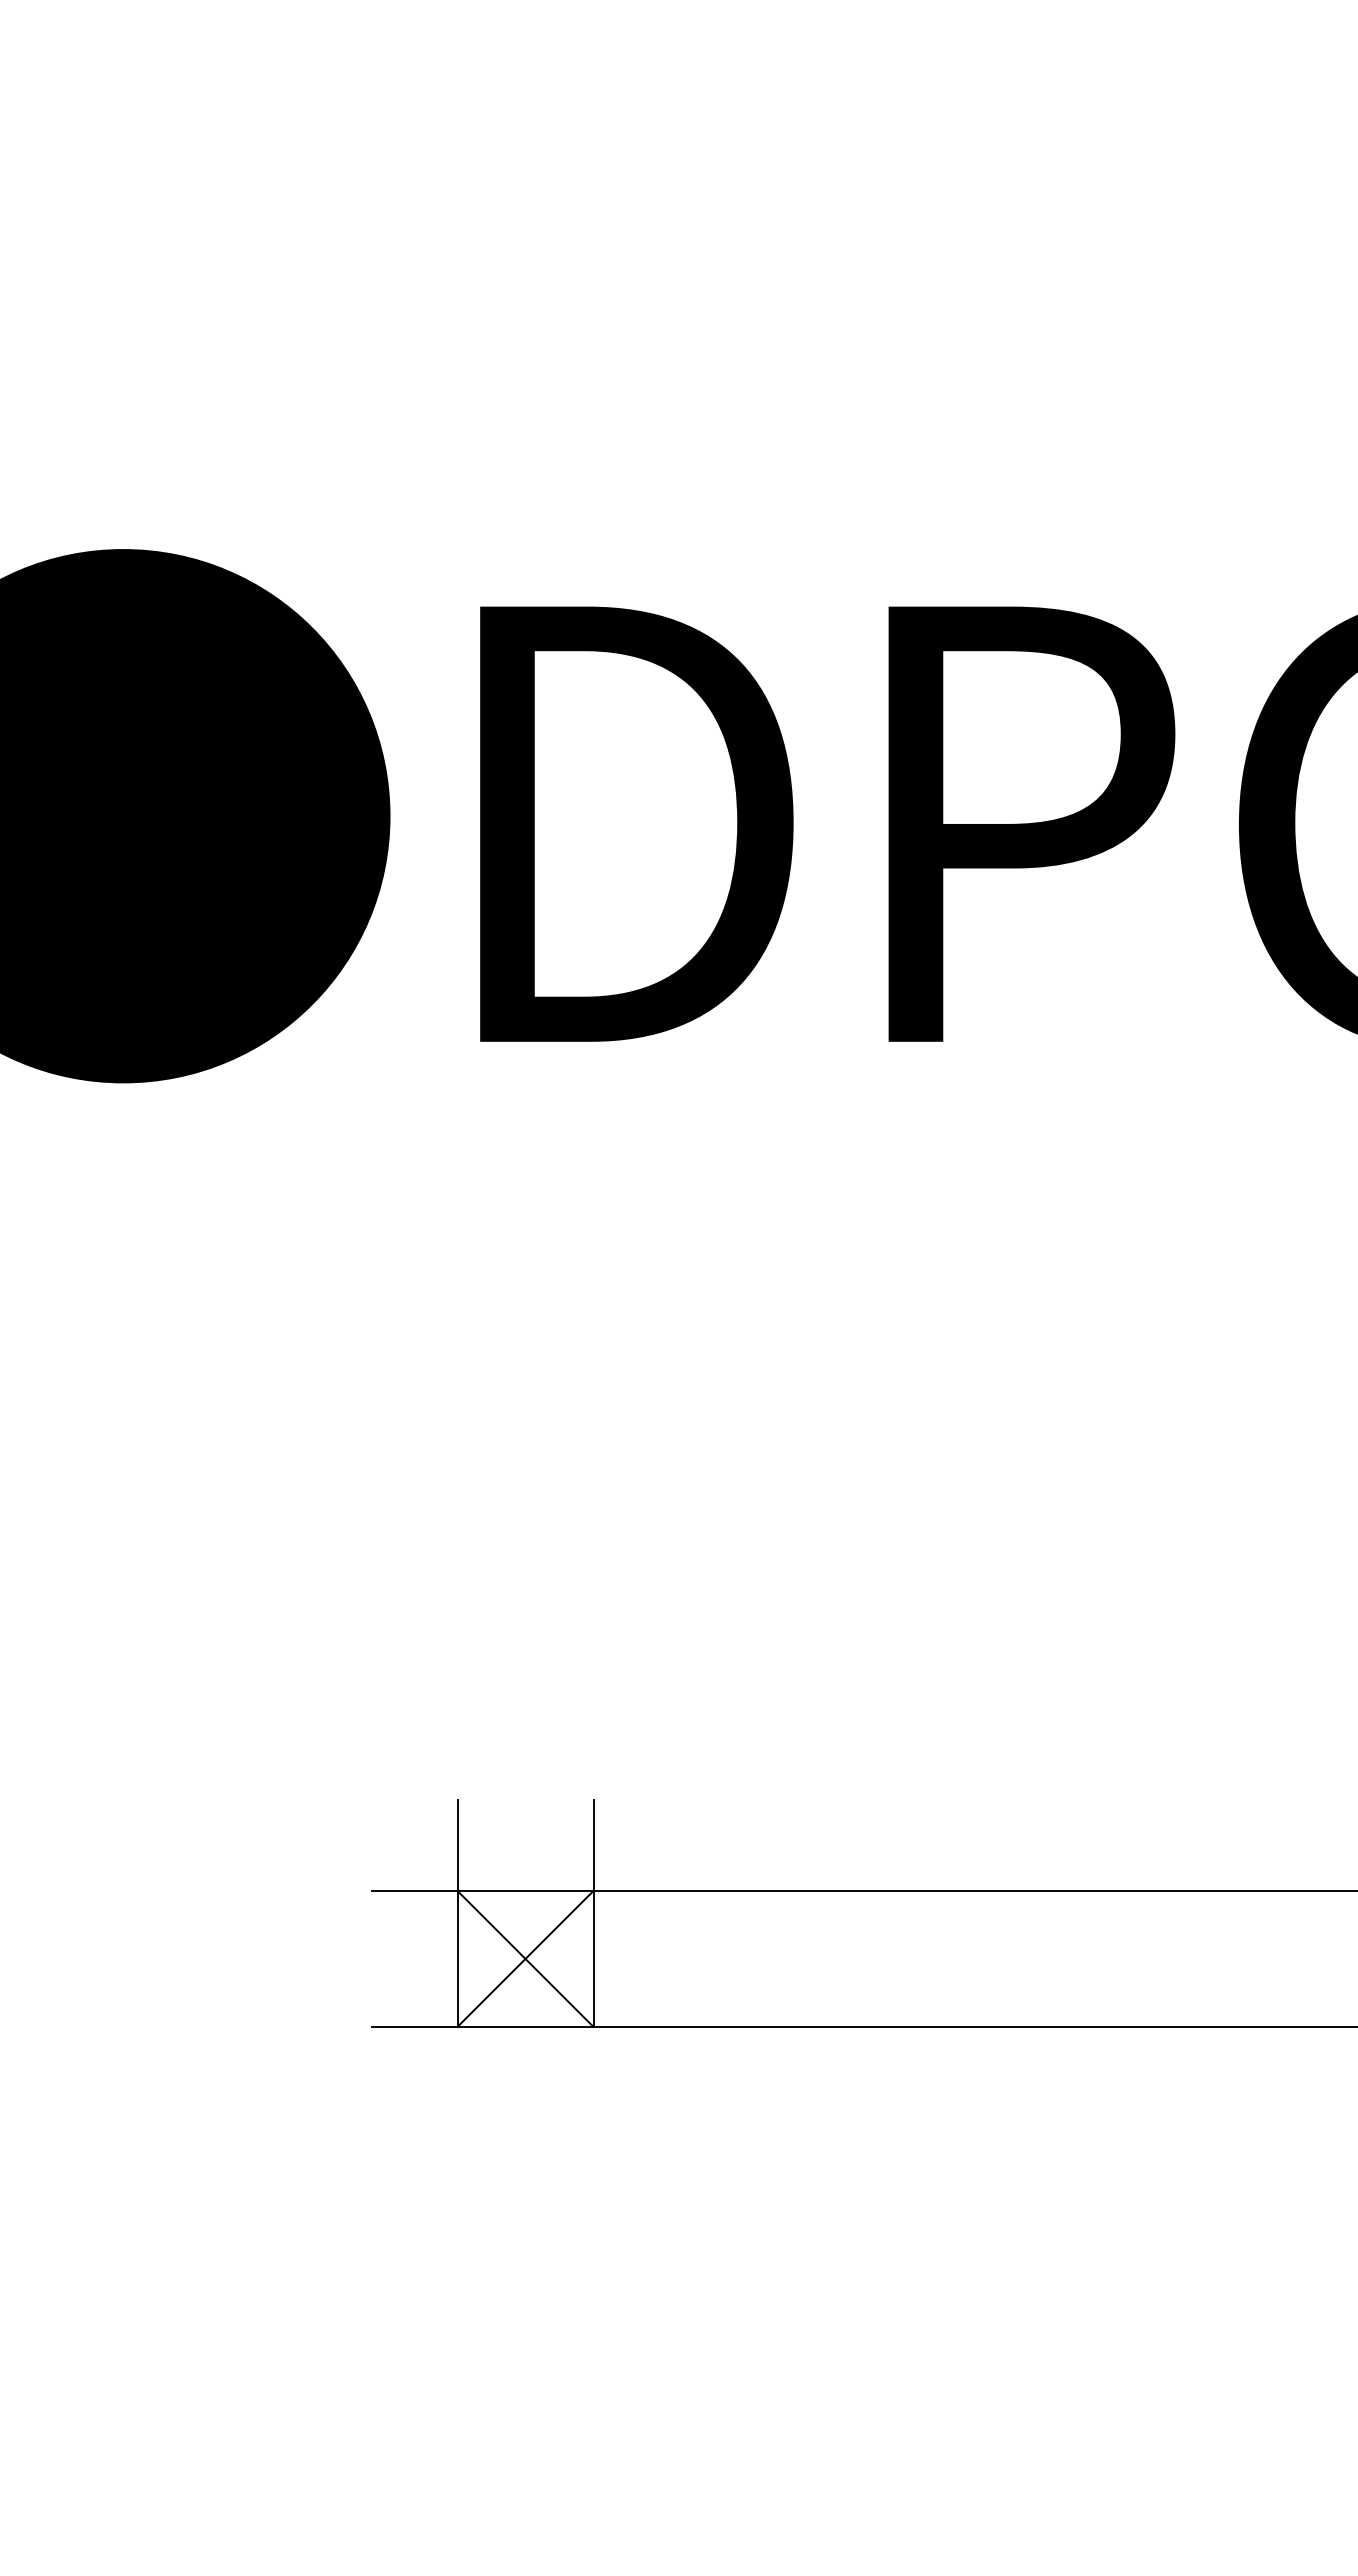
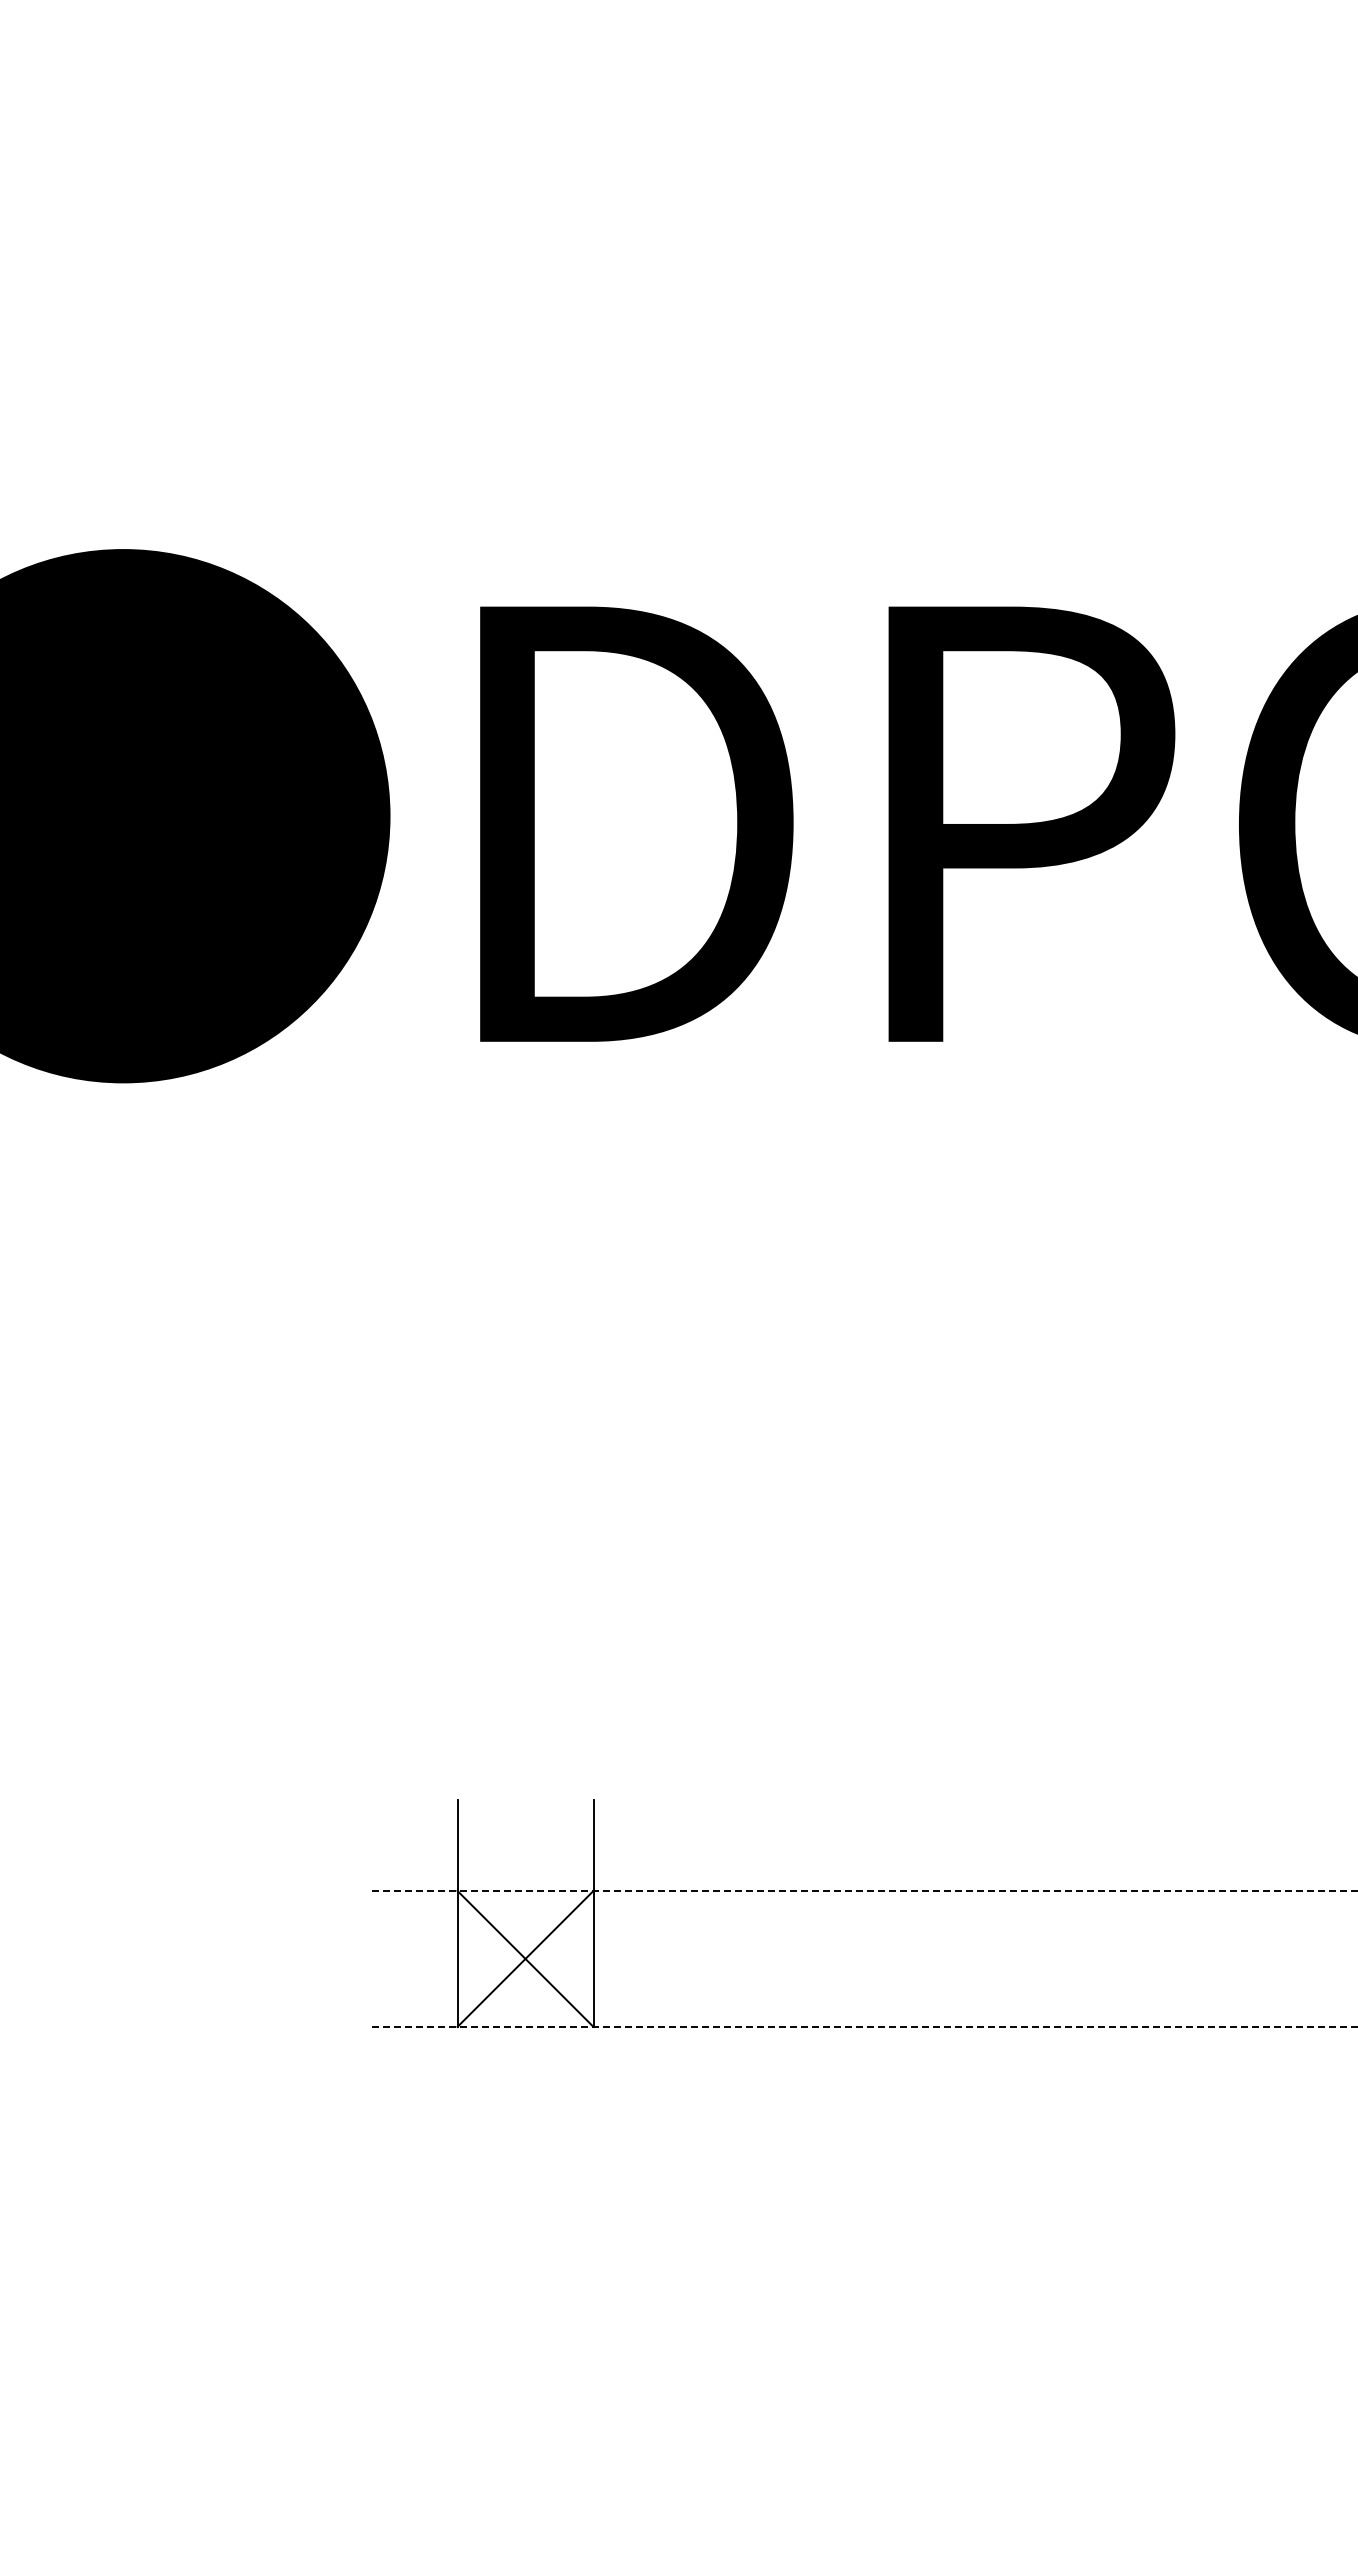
line: solid -> dashed (864, 1890)
line: solid -> dashed (864, 2026)
